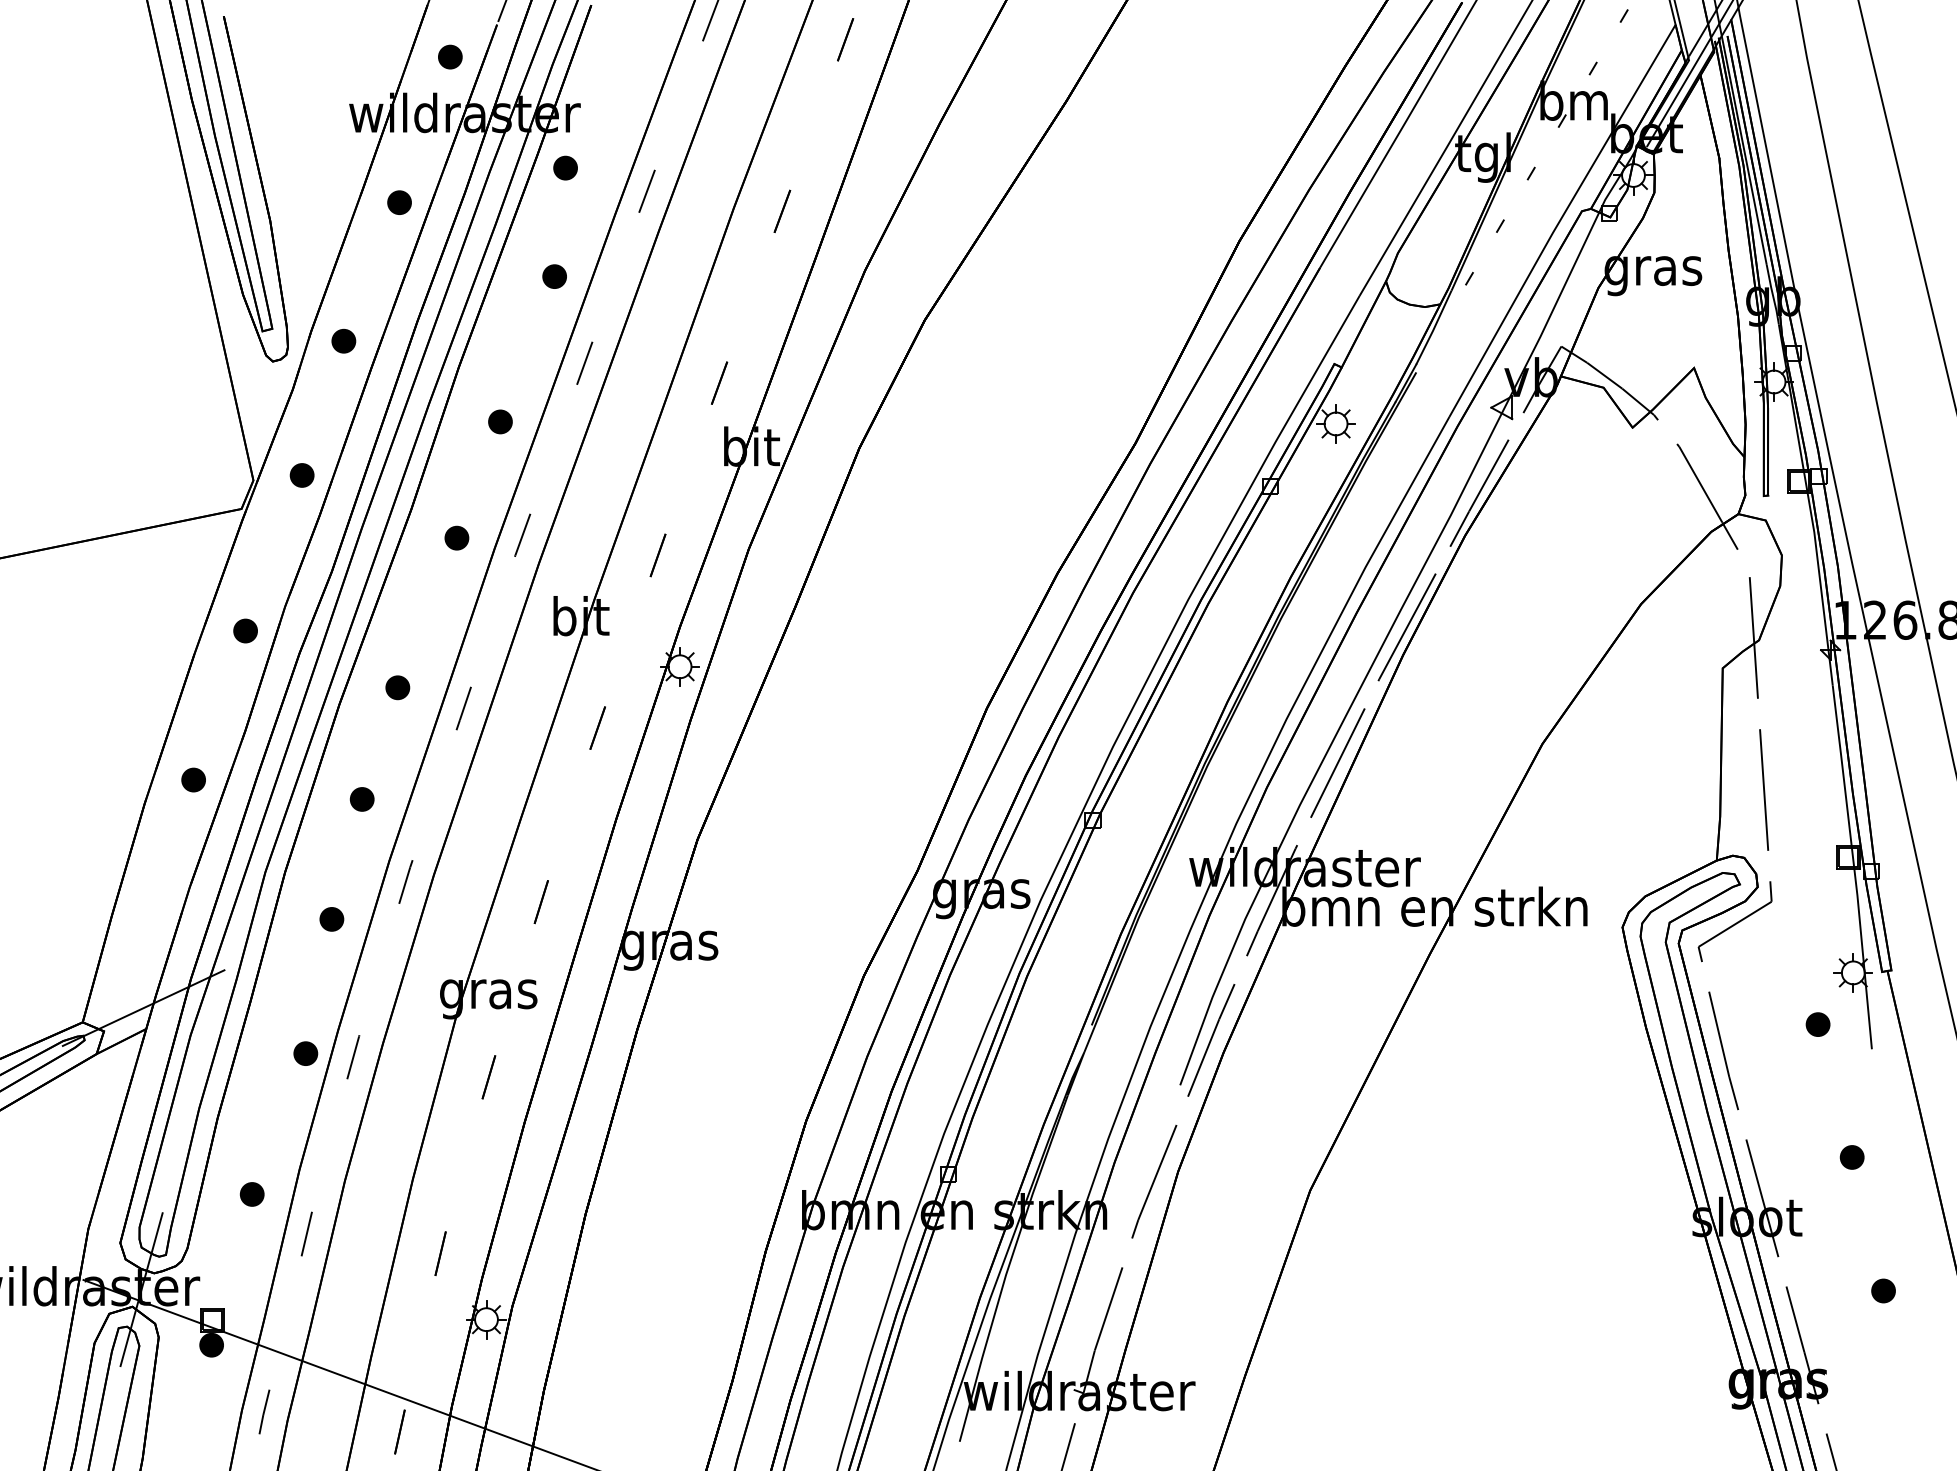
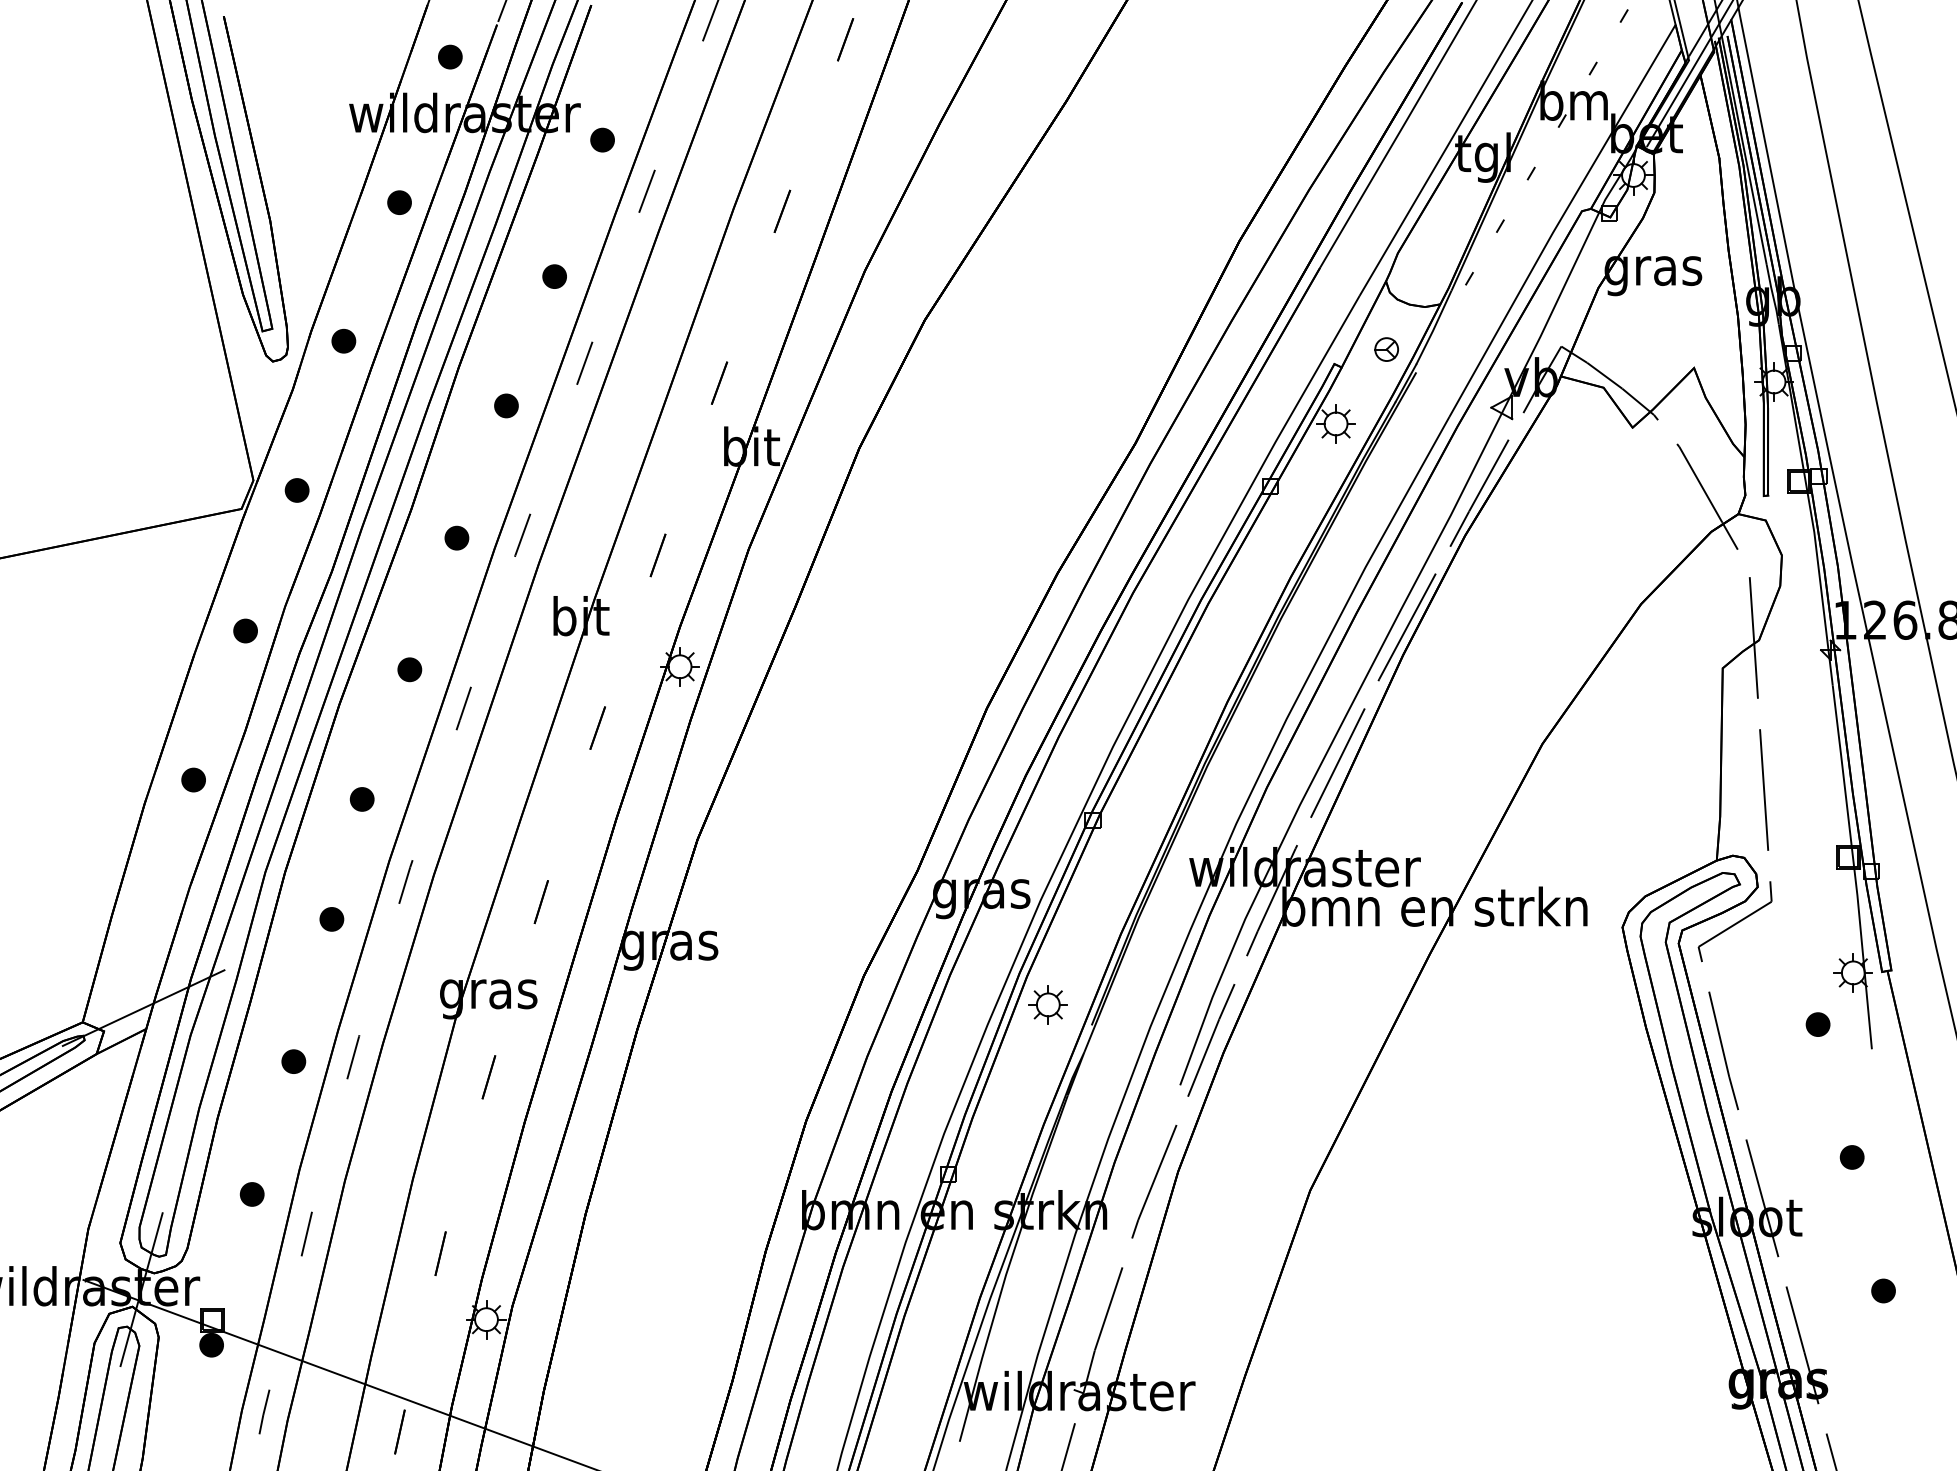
part position: (565, 167) -> (602, 139) (602, 139)
part: none -> present (1386, 349)
part position: (500, 421) -> (506, 405) (506, 405)
part position: (301, 475) -> (296, 490) (296, 490)
part position: (397, 687) -> (409, 669) (409, 669)
part: none -> present (1047, 1004)
part position: (305, 1053) -> (293, 1061) (293, 1061)
